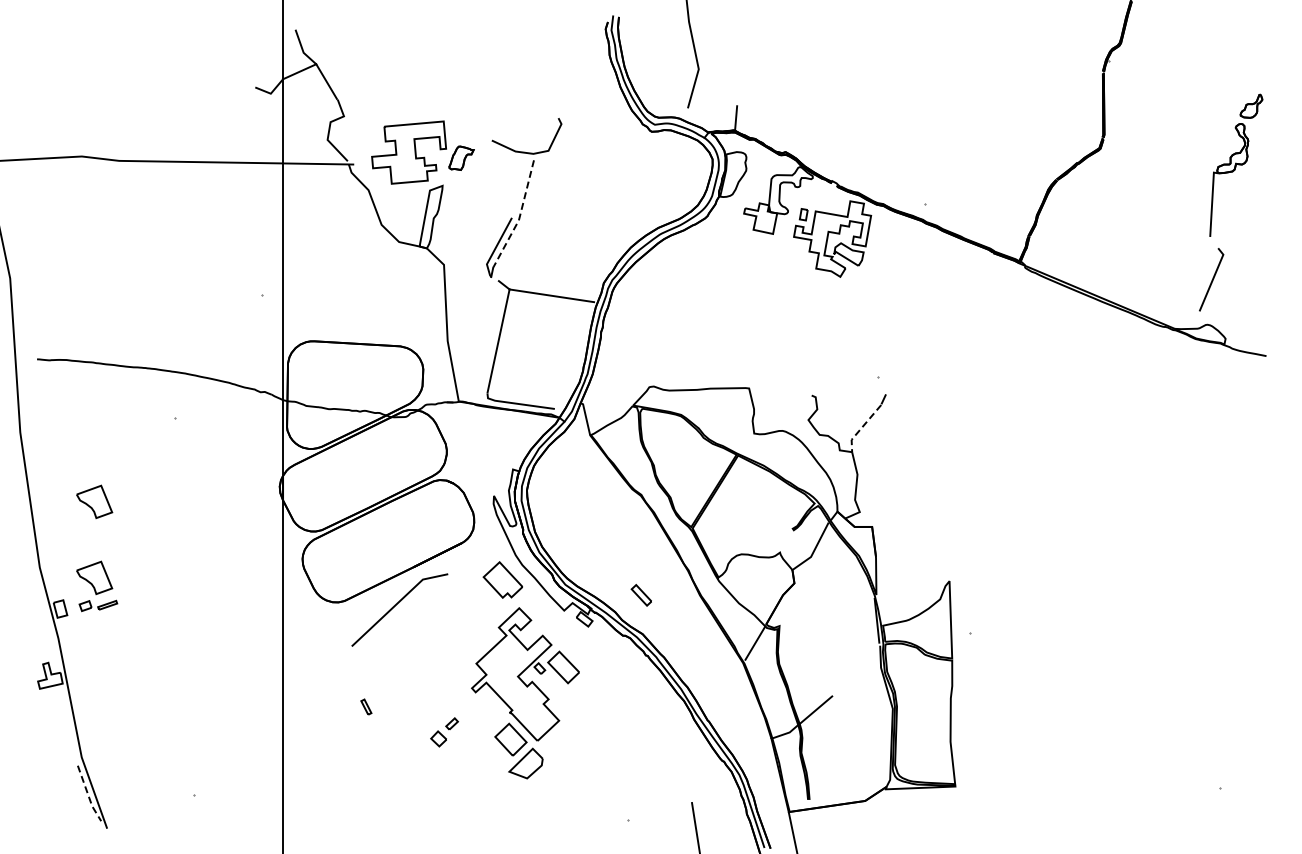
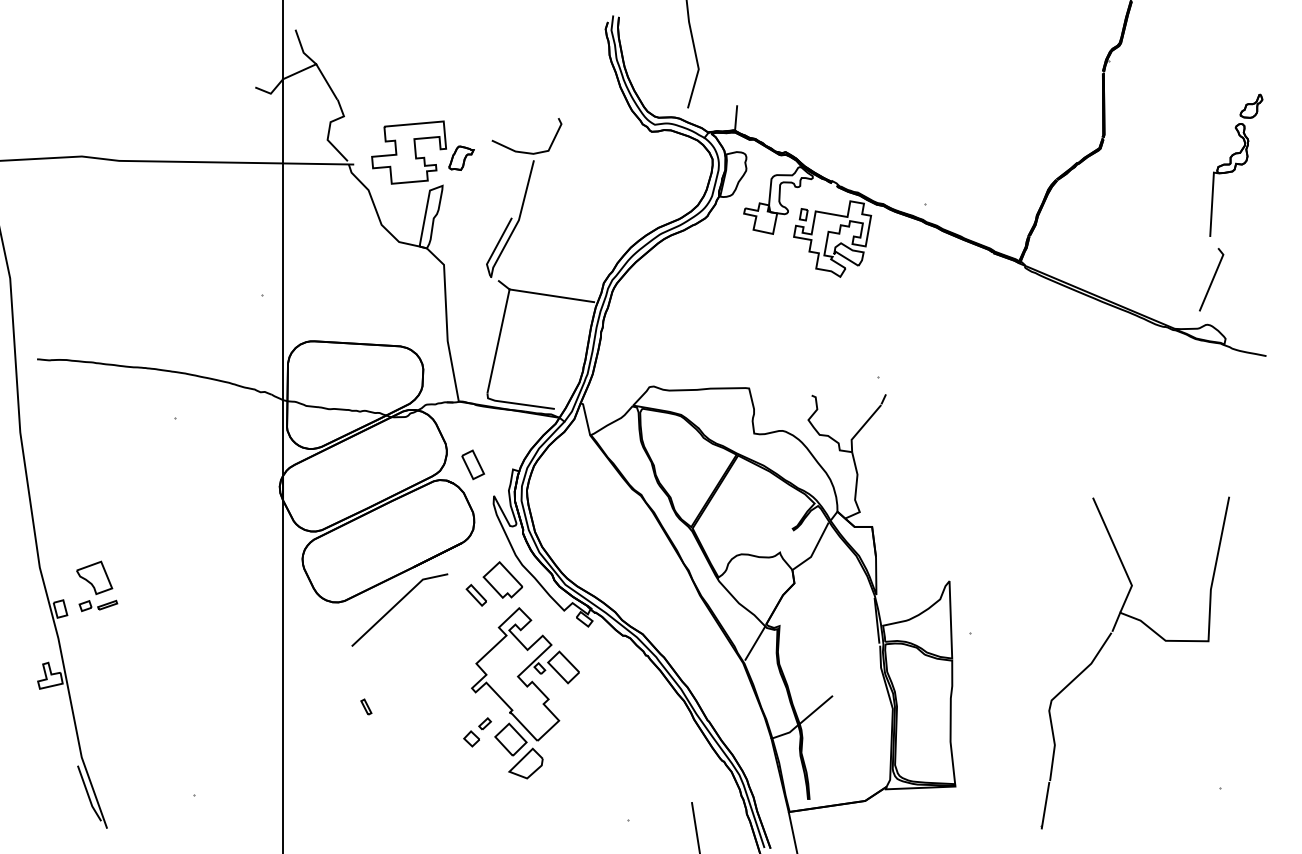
line: dashed -> solid (519, 217)
line: dashed -> solid (861, 427)
part: none -> present (473, 464)
part: present -> none (94, 501)
part position: (640, 595) -> (475, 595) (475, 595)
part: none -> present (1106, 642)
part position: (444, 732) -> (477, 732) (477, 732)
line: dashed -> solid (88, 795)
